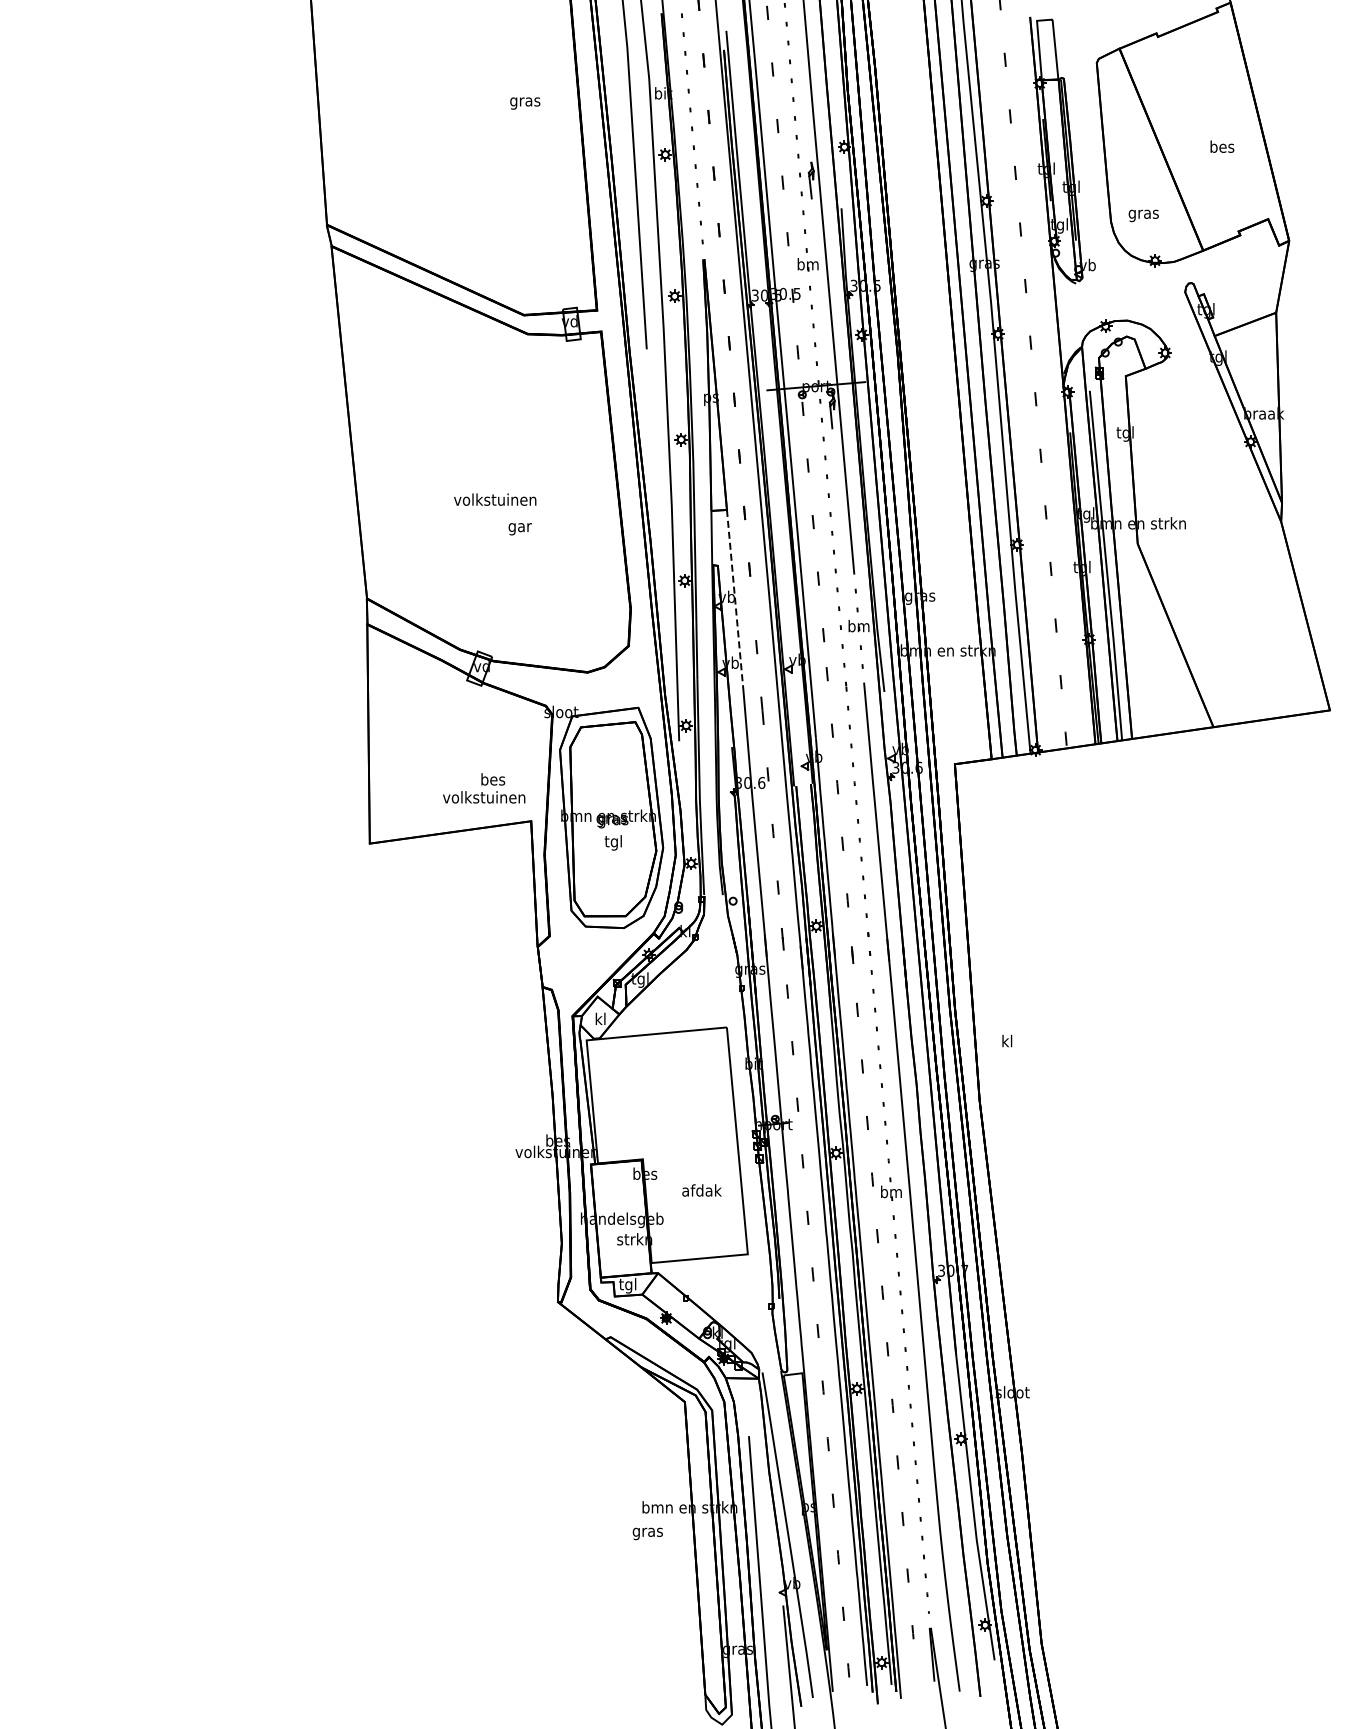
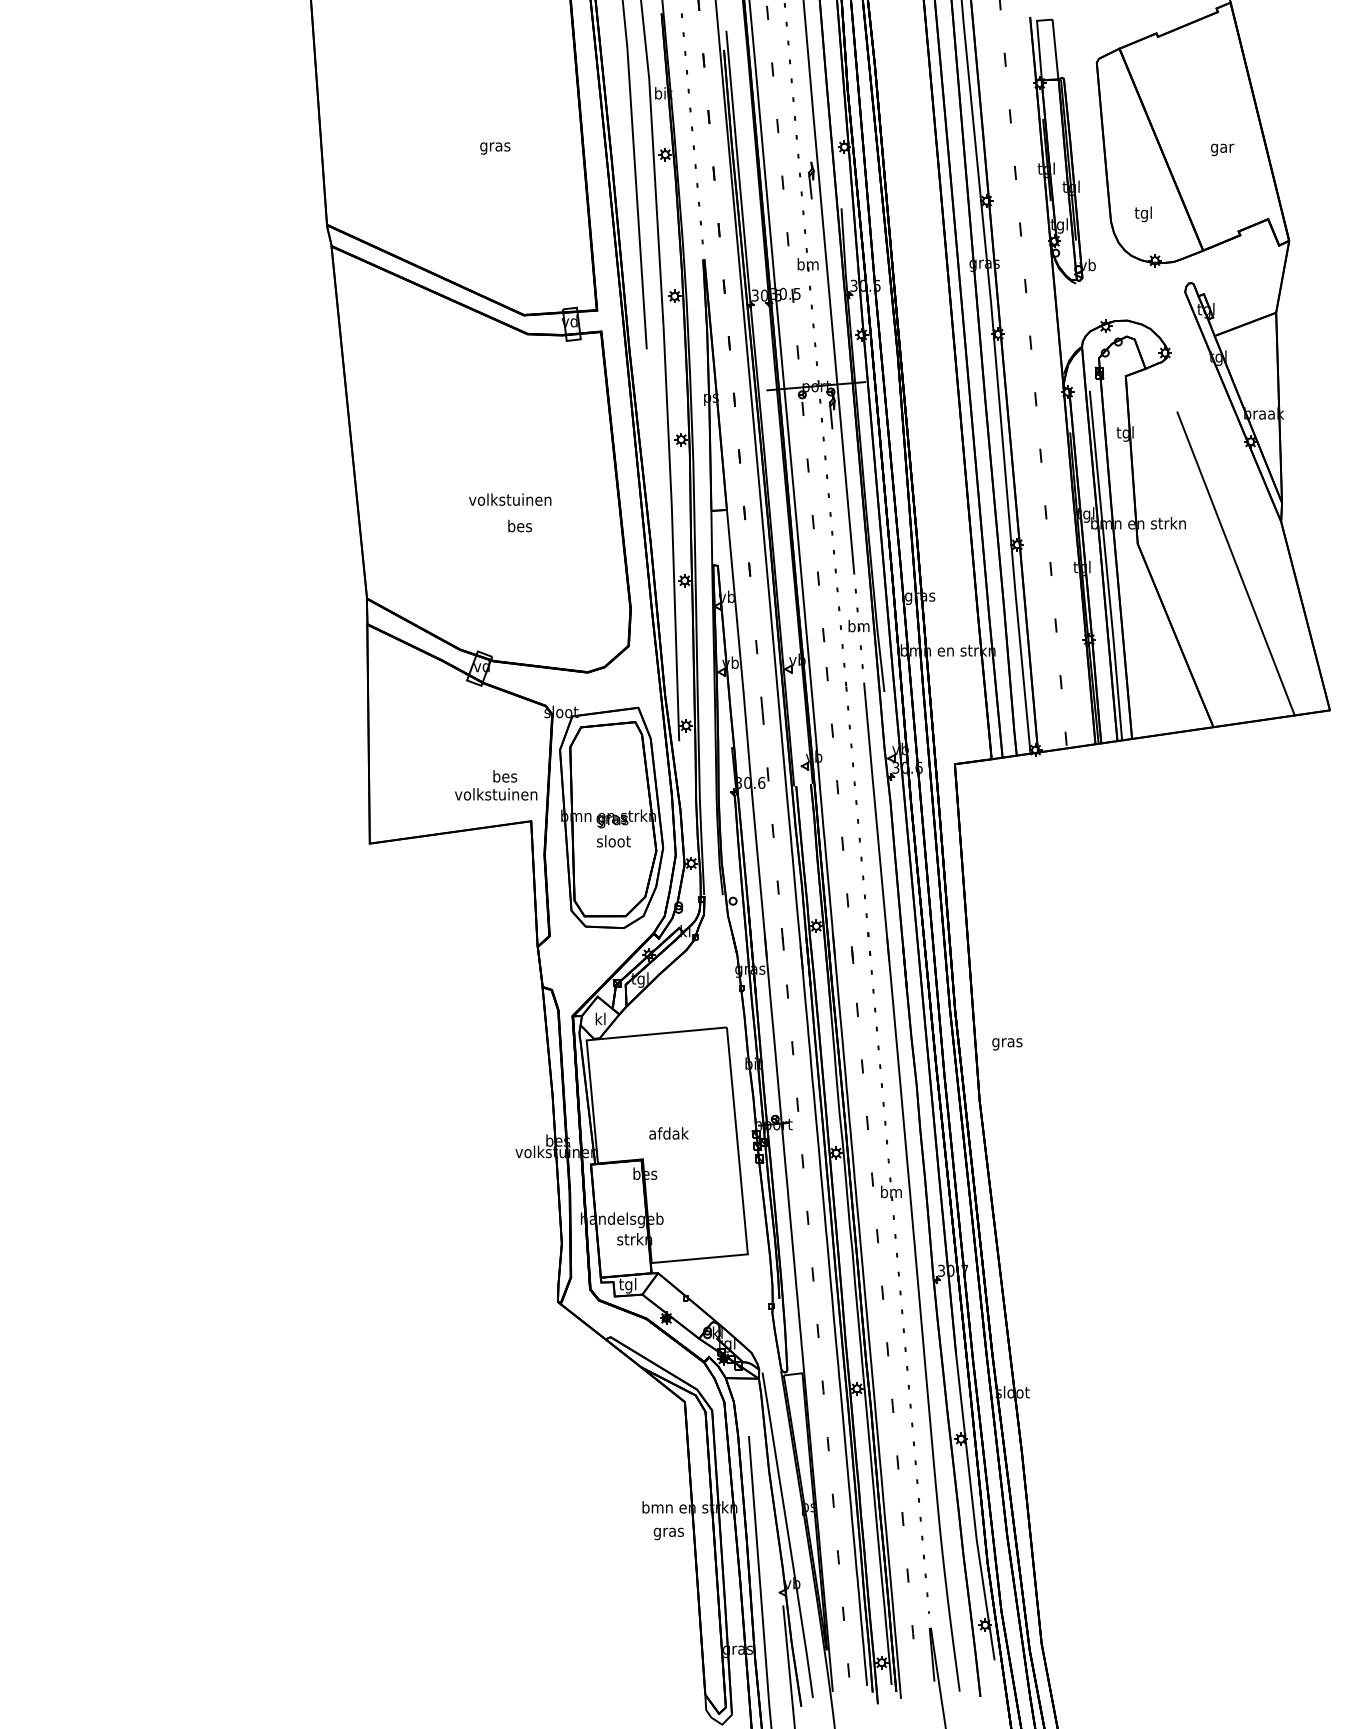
text position: (525, 103) -> (495, 148) (495, 148)
text: bes -> gar (1222, 148)
text: gras -> tgl (1143, 214)
text position: (495, 499) -> (510, 499) (510, 499)
text: gar -> bes (519, 527)
line: none -> present (1235, 563)
line: dashed -> solid (735, 601)
text position: (484, 788) -> (496, 785) (496, 785)
text: tgl -> sloot (613, 842)
text: kl -> gras (1007, 1042)
text position: (701, 1190) -> (668, 1133) (668, 1133)
text position: (647, 1533) -> (668, 1533) (668, 1533)
